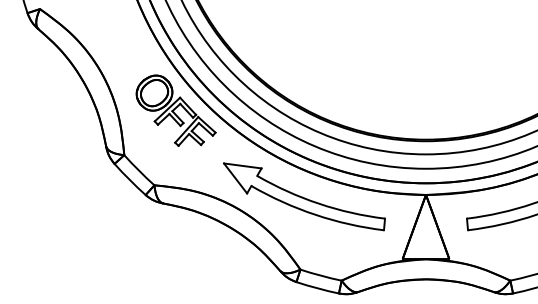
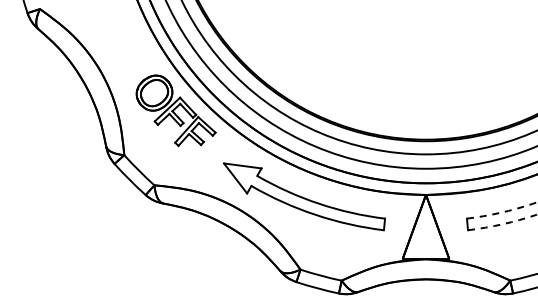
arc: solid -> dashed (503, 212)
arc: solid -> dashed (503, 224)
